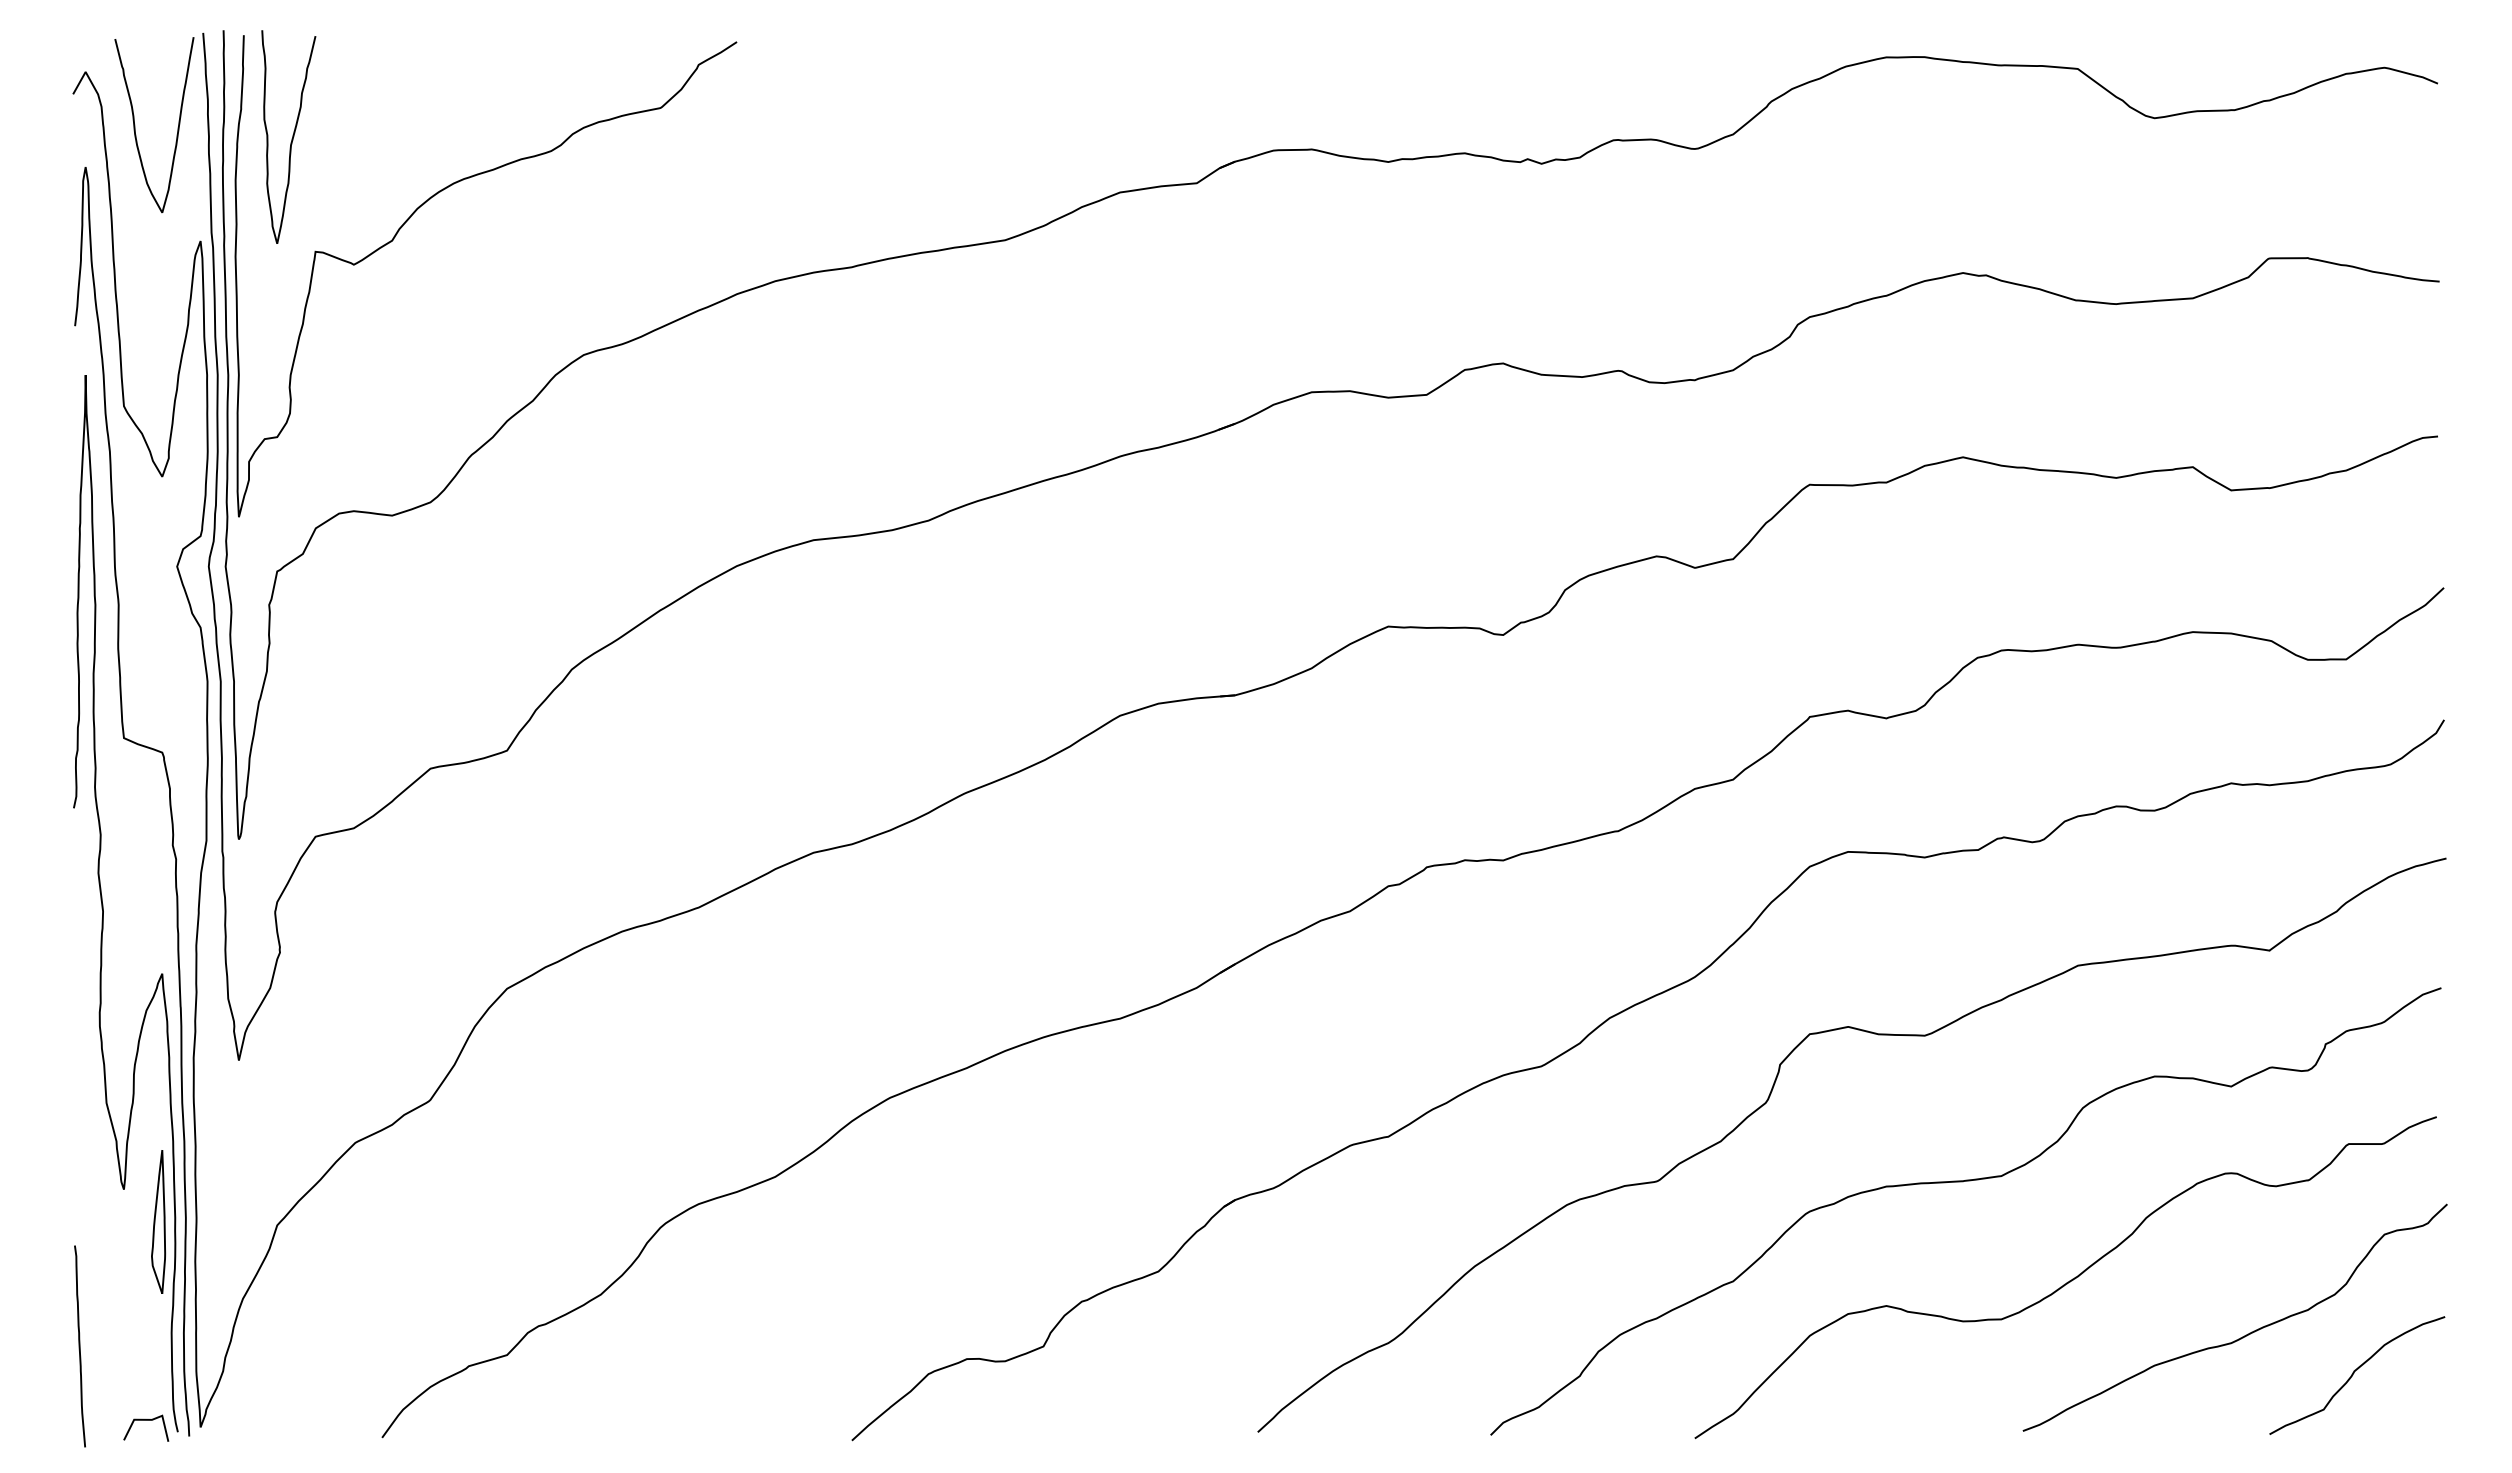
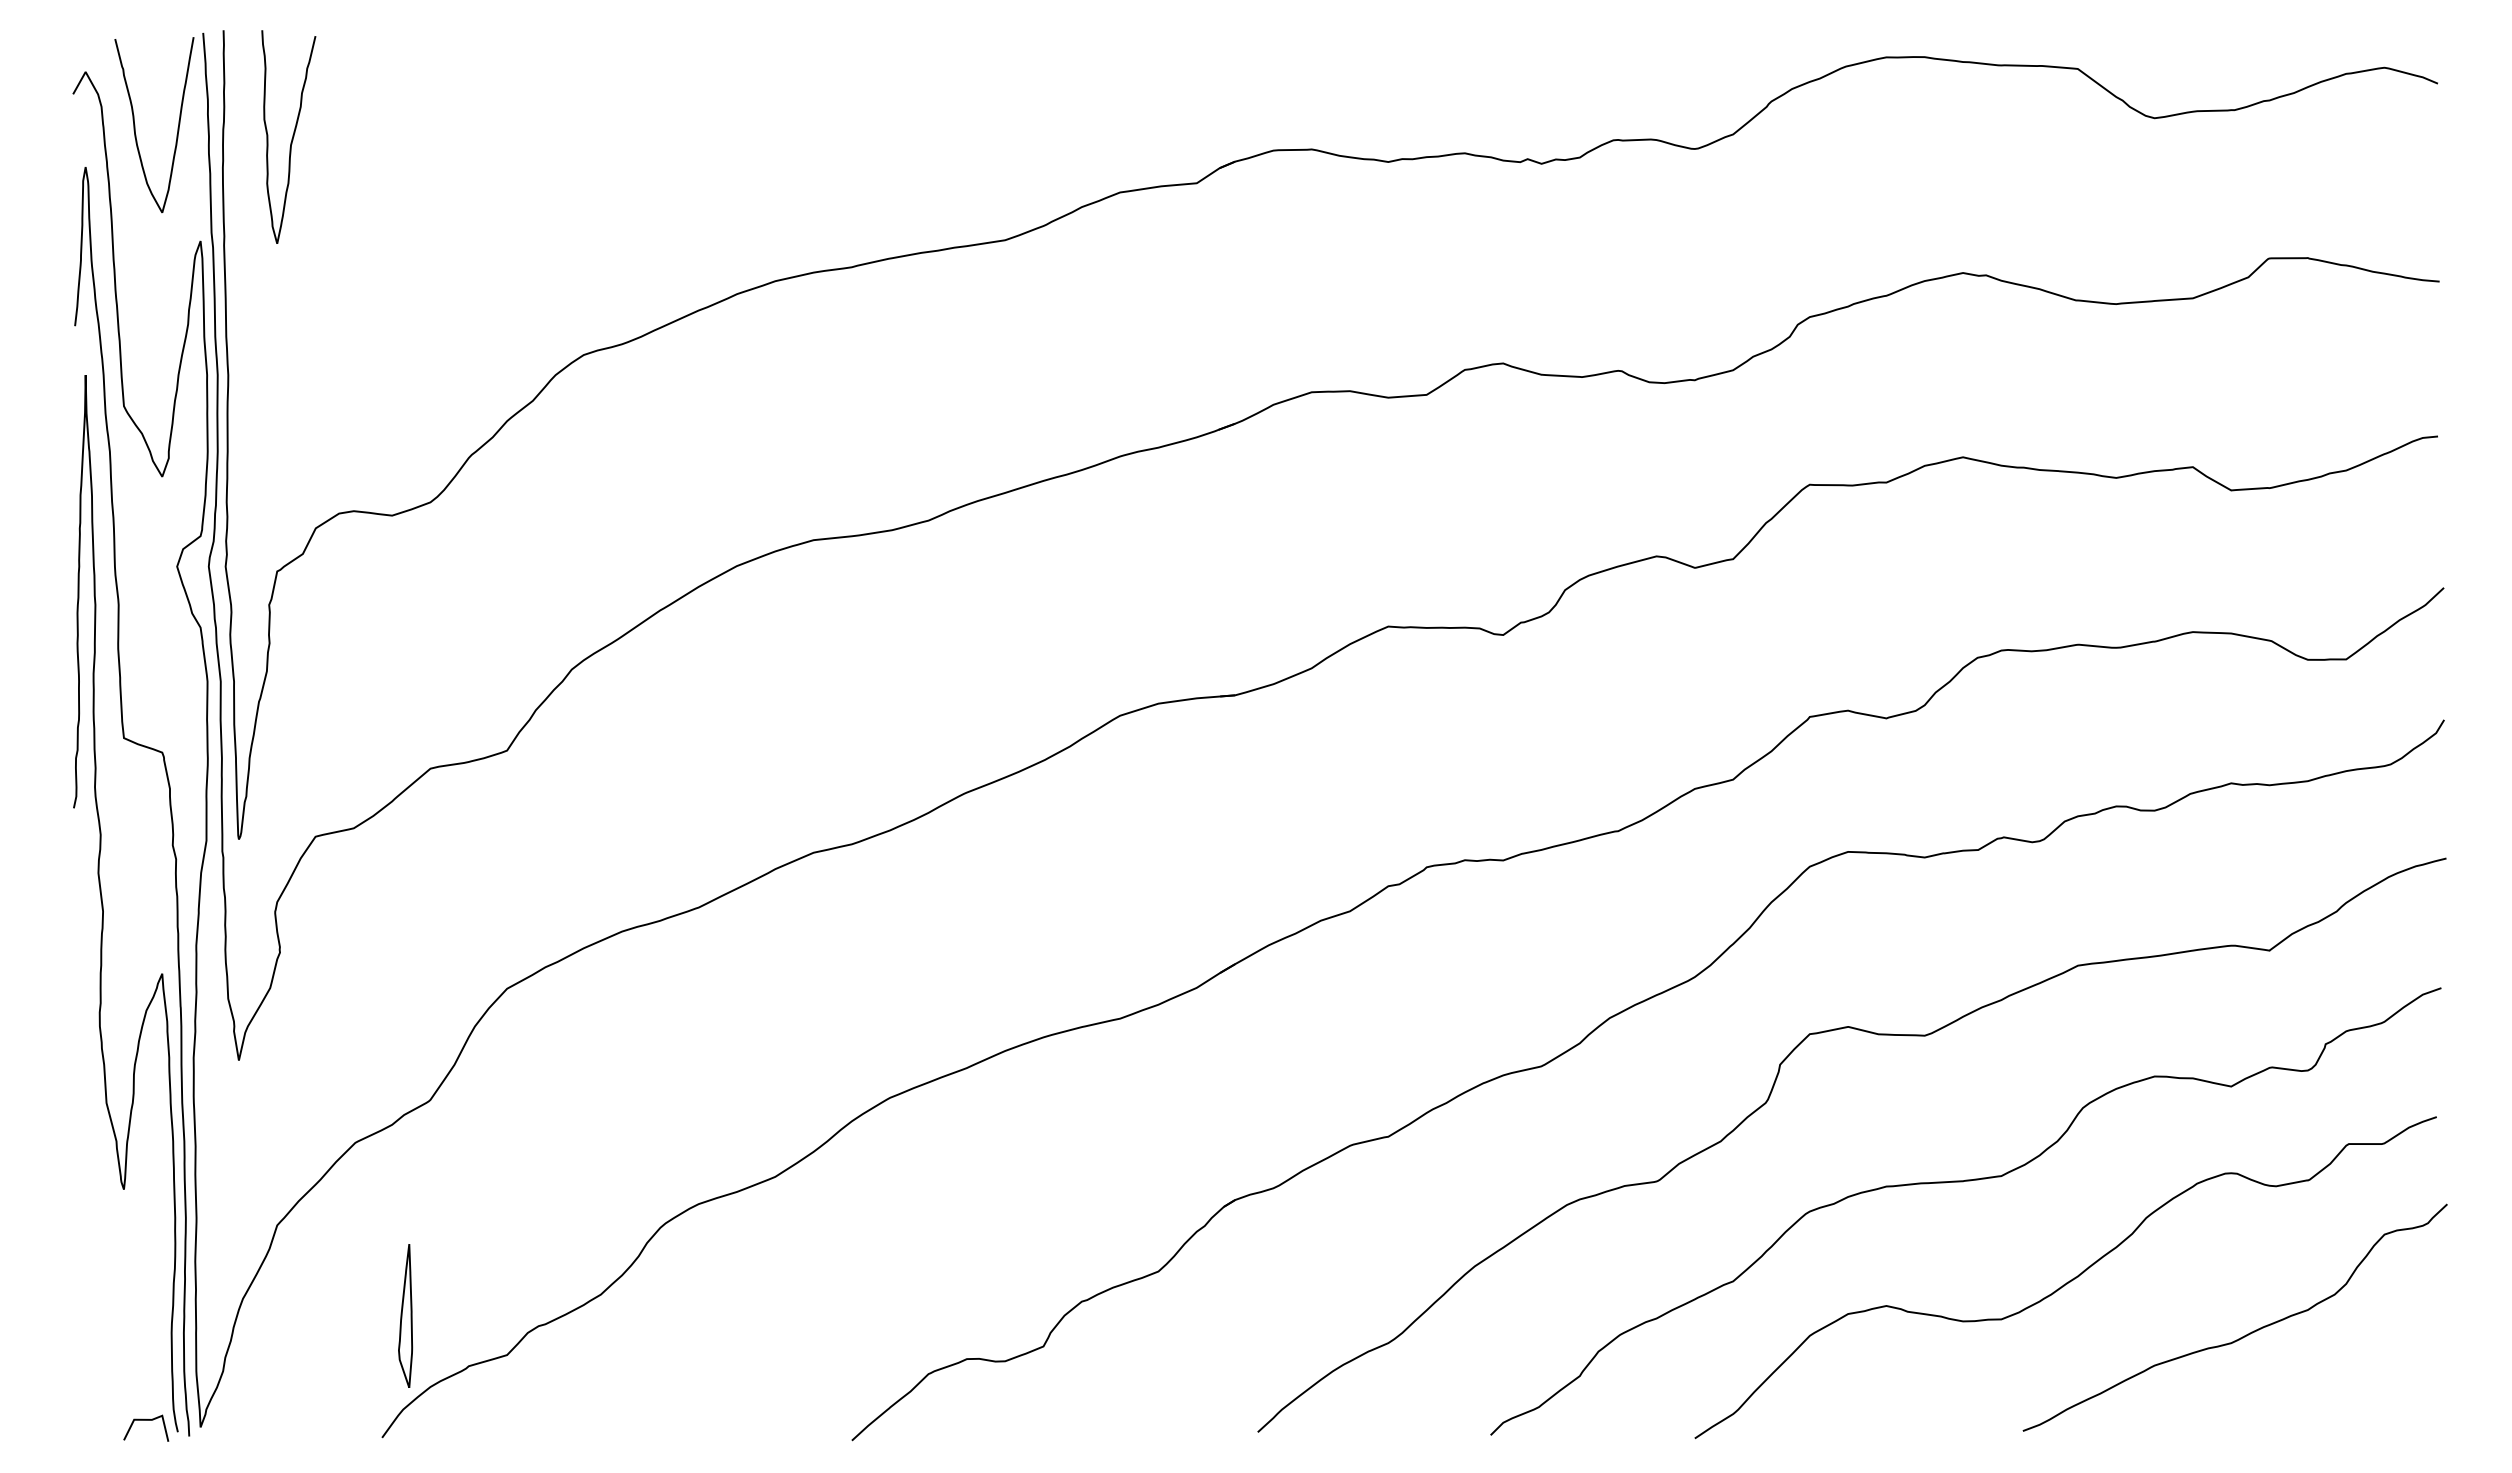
curve: present -> none (424, 204)
part position: (158, 1221) -> (405, 1315) (405, 1315)
curve: present -> none (79, 1346)
curve: present -> none (2354, 1373)
